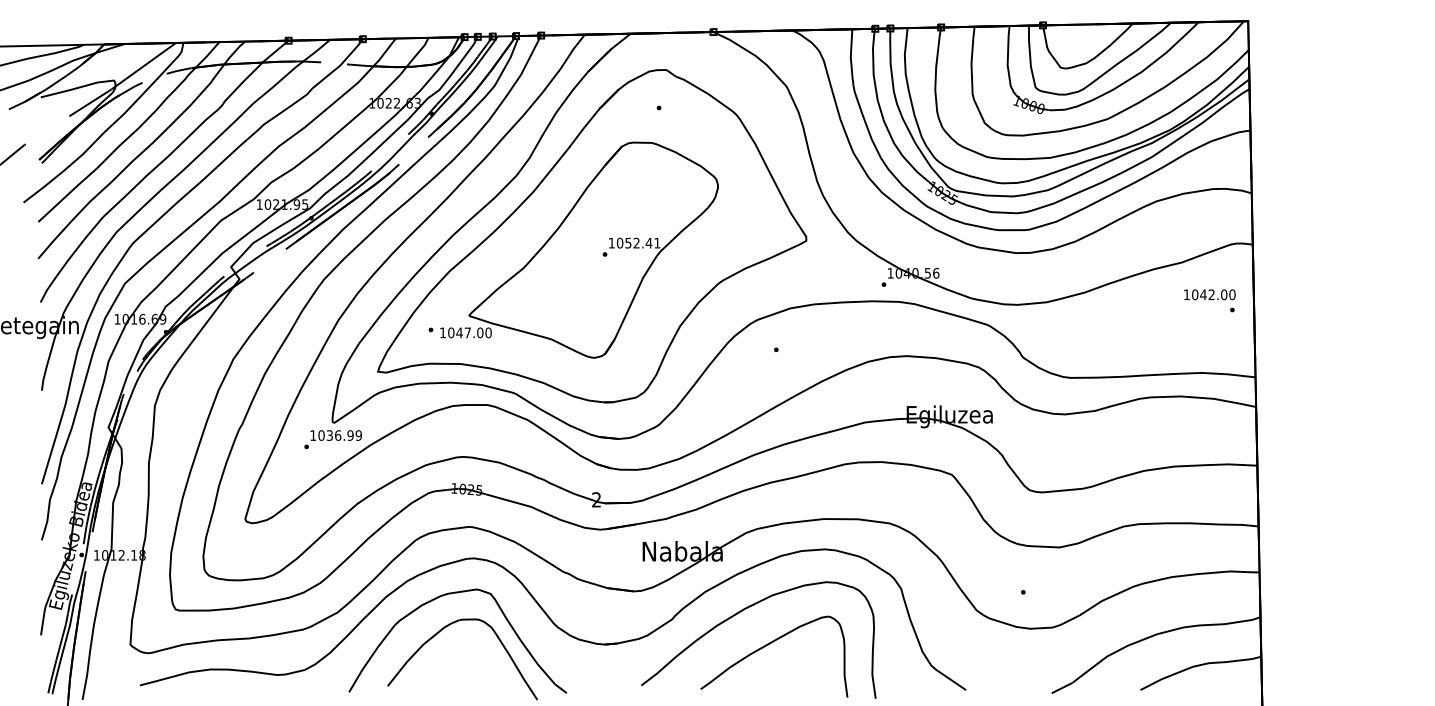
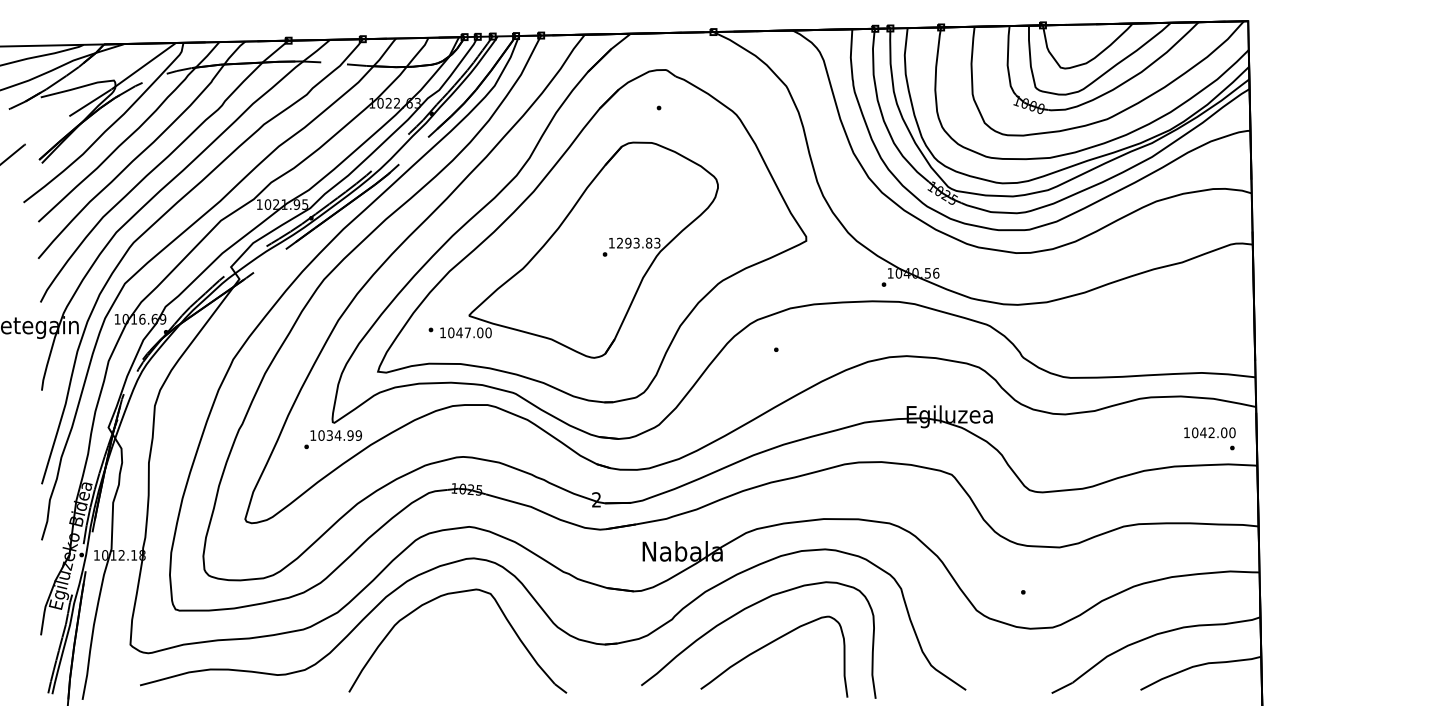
text: 1052.41 -> 1293.83 (638, 242)
text position: (1209, 300) -> (1209, 438) (1209, 438)
text: 1036.99 -> 1034.99 (337, 435)
part: present -> none (441, 631)
